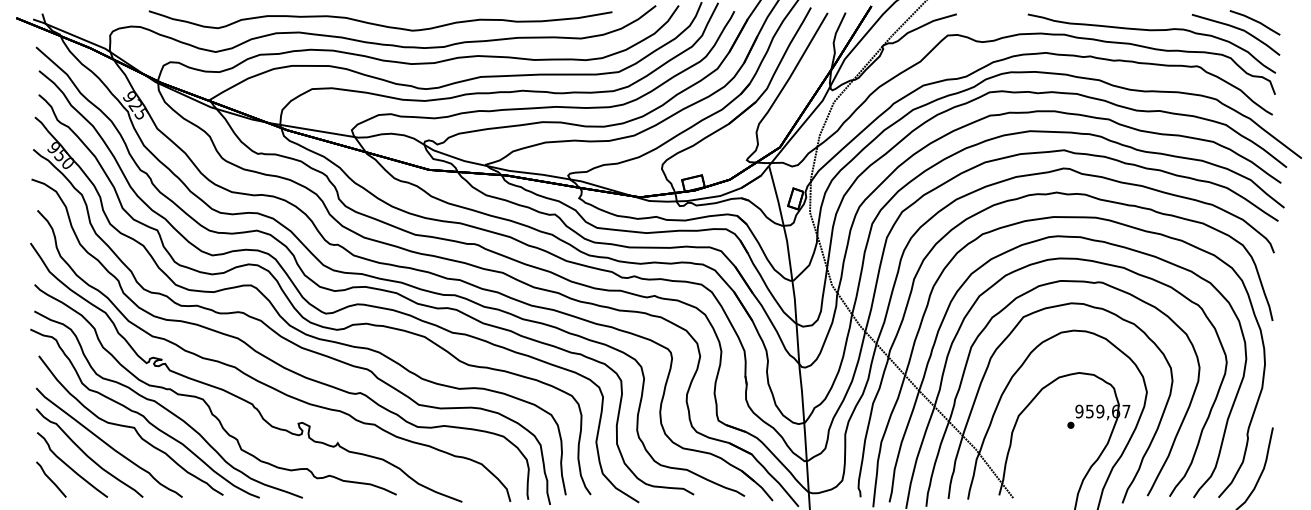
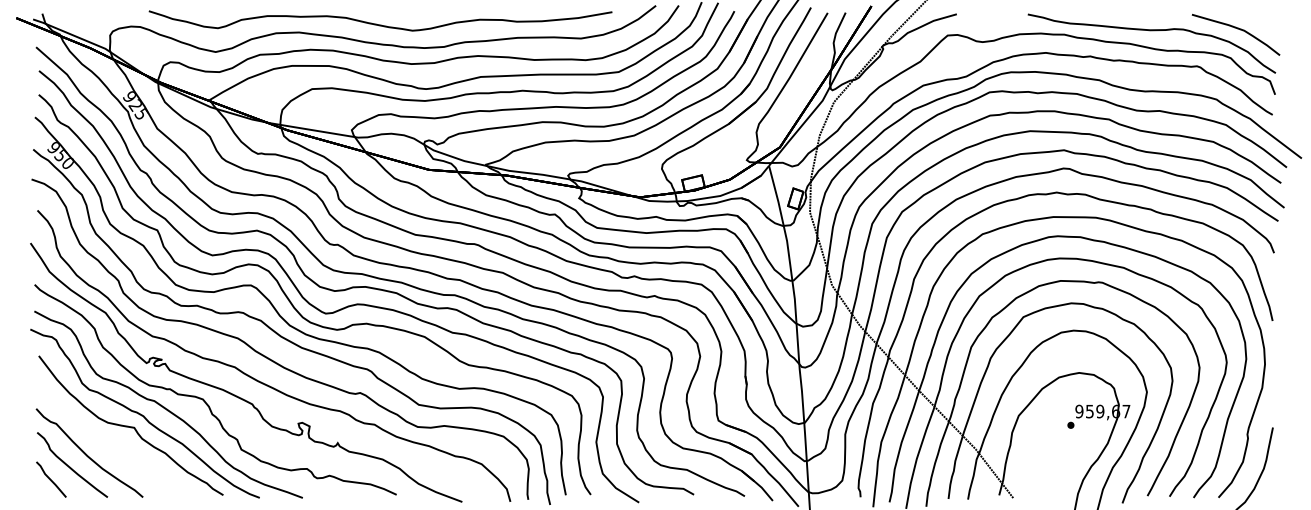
part: present -> none (1254, 22)
part: present -> none (108, 442)
